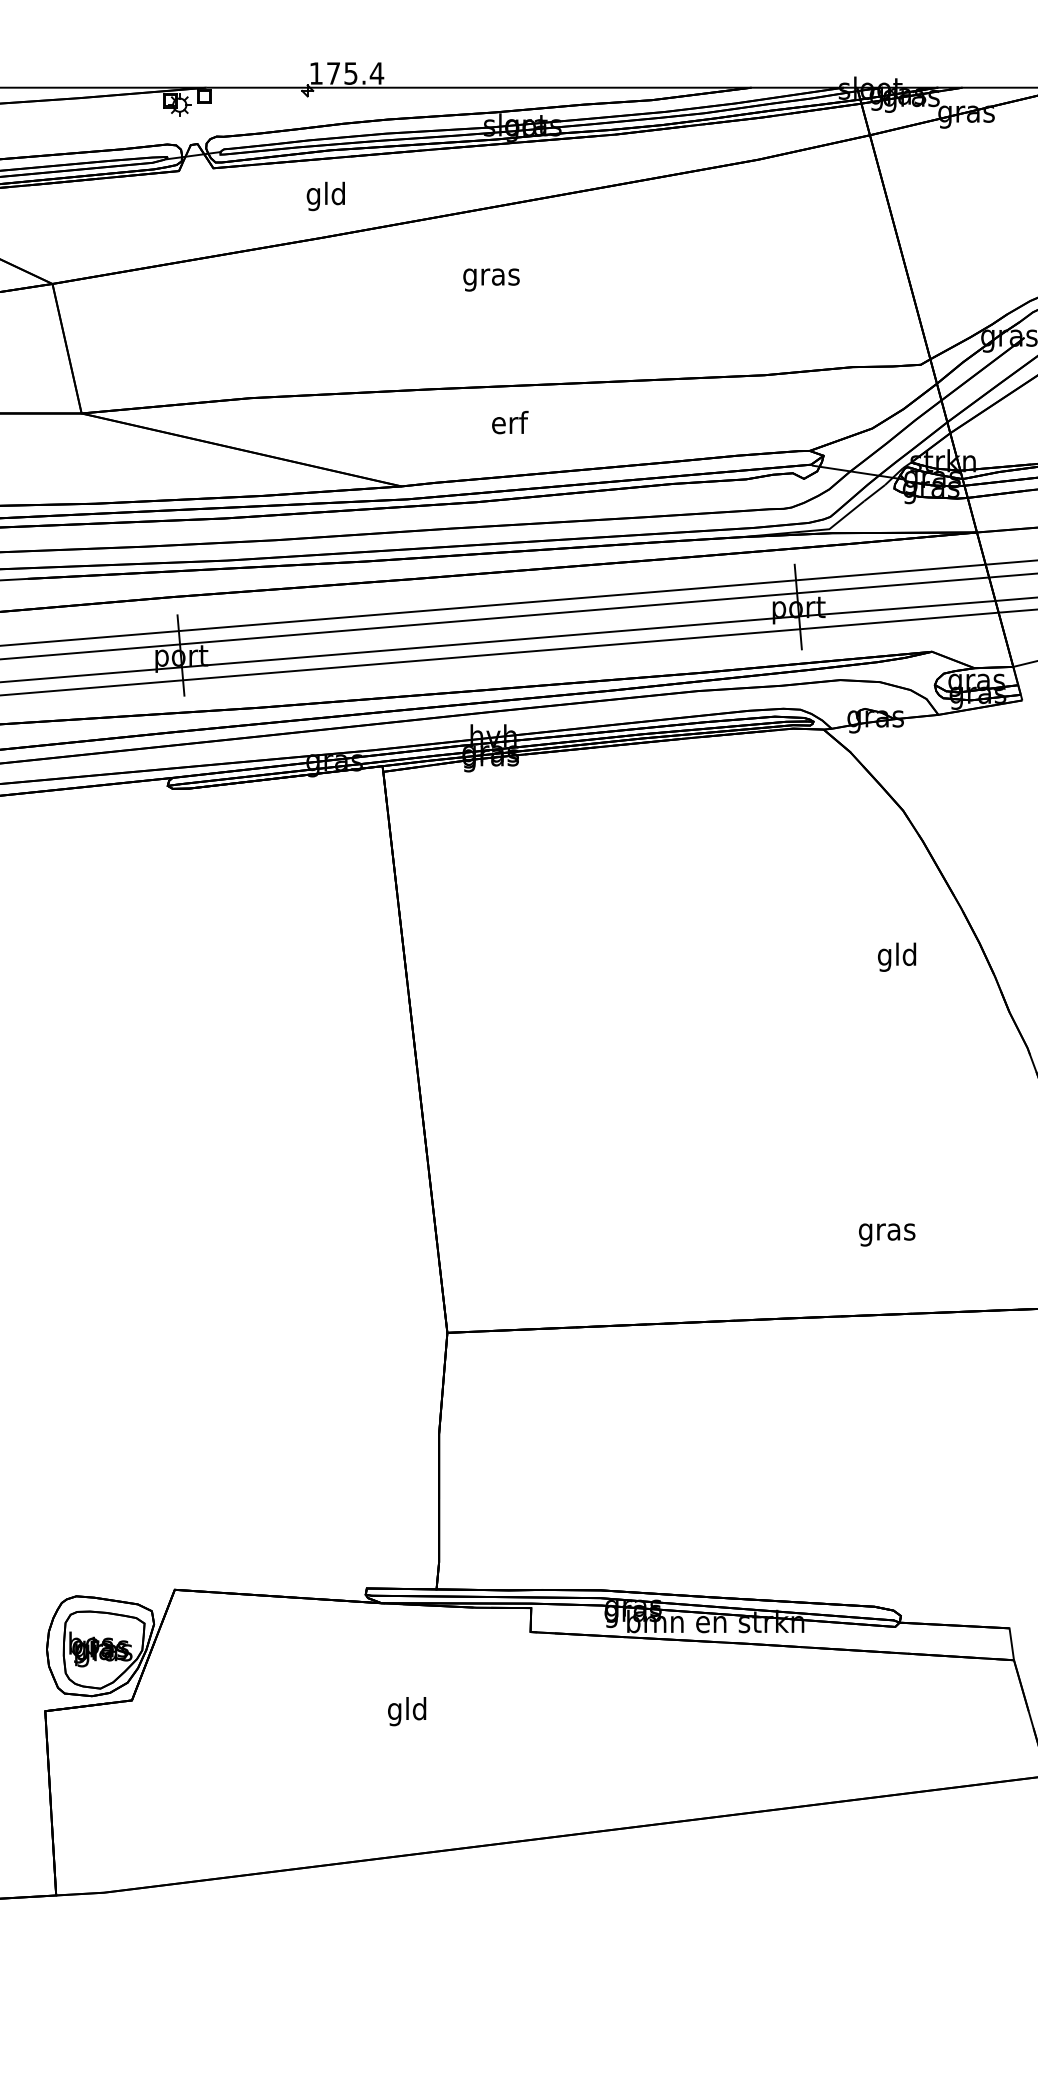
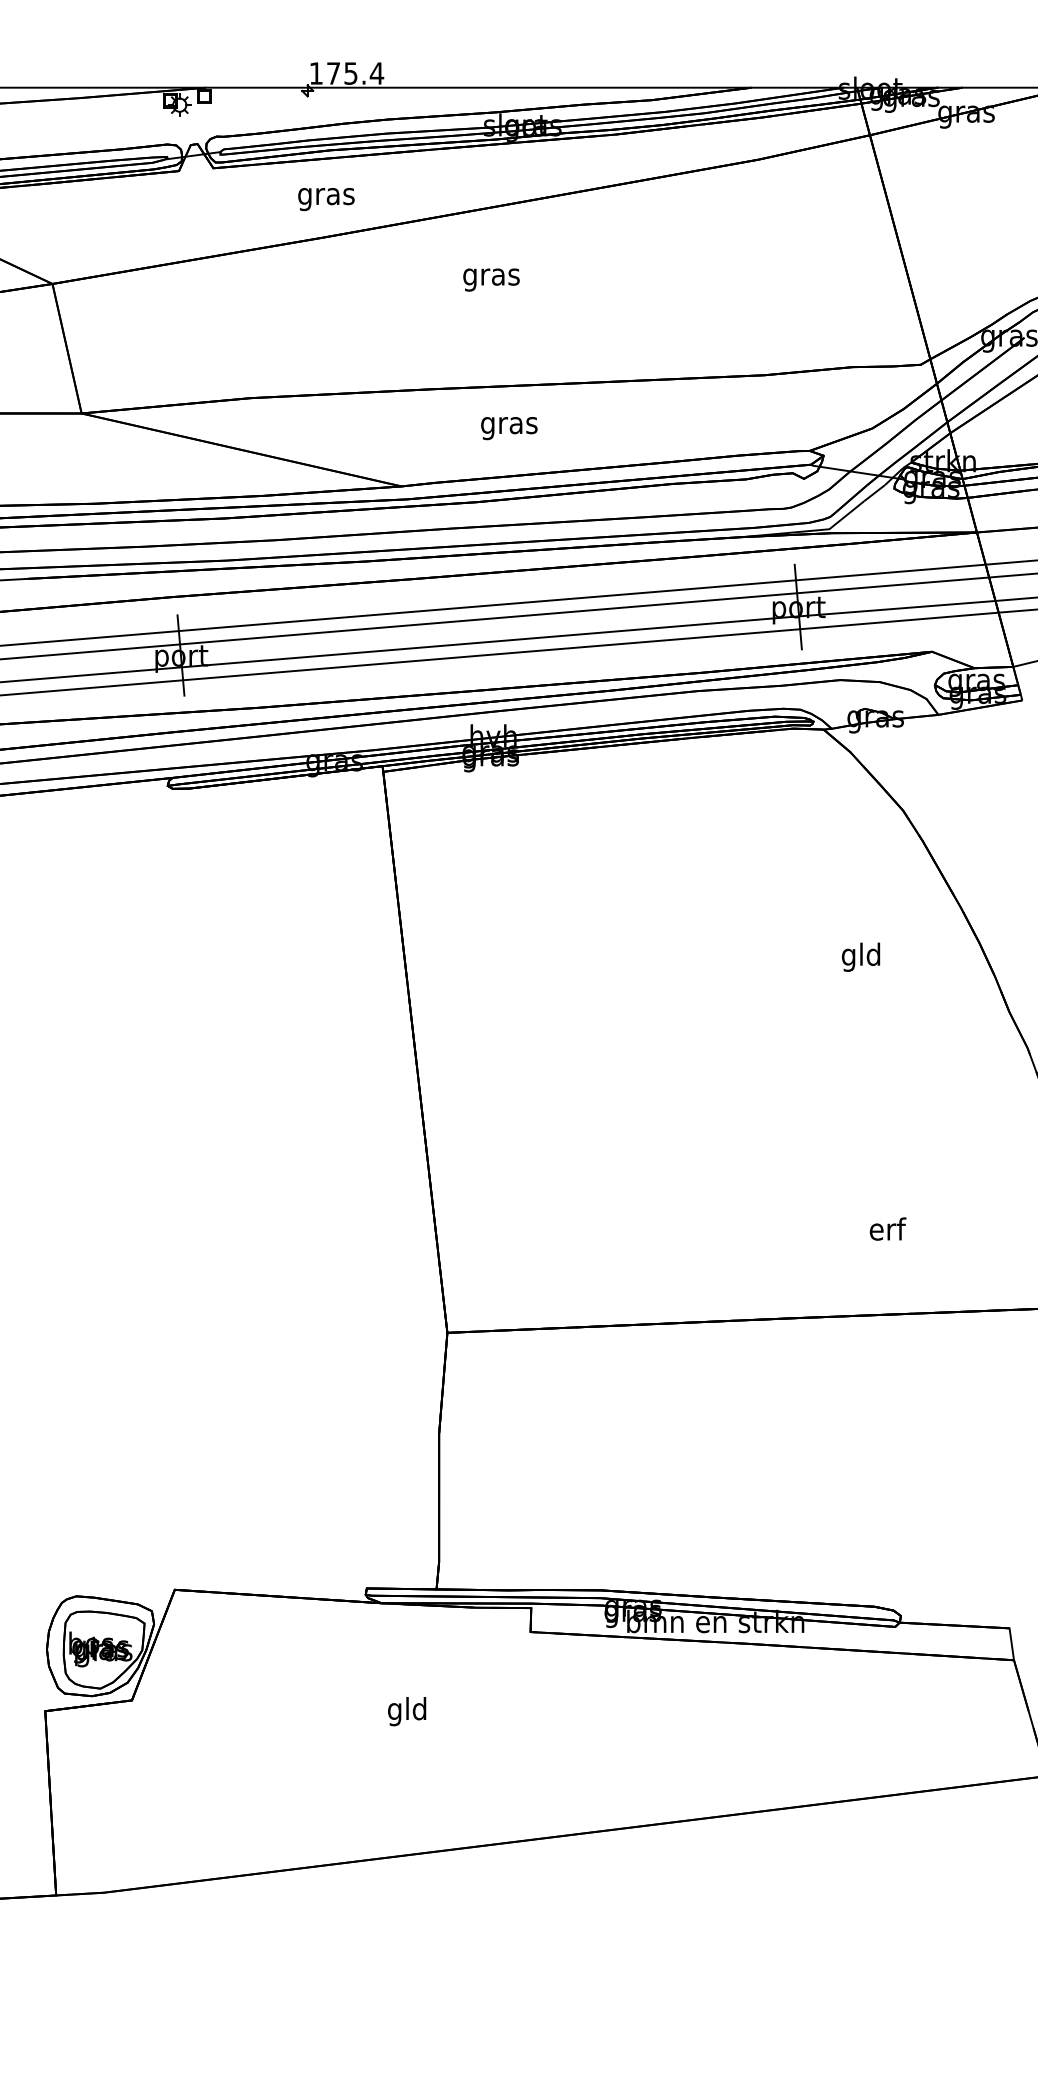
text: gld -> gras (326, 196)
text: erf -> gras (509, 425)
text position: (897, 956) -> (861, 956) (861, 956)
text: gras -> erf (887, 1231)
